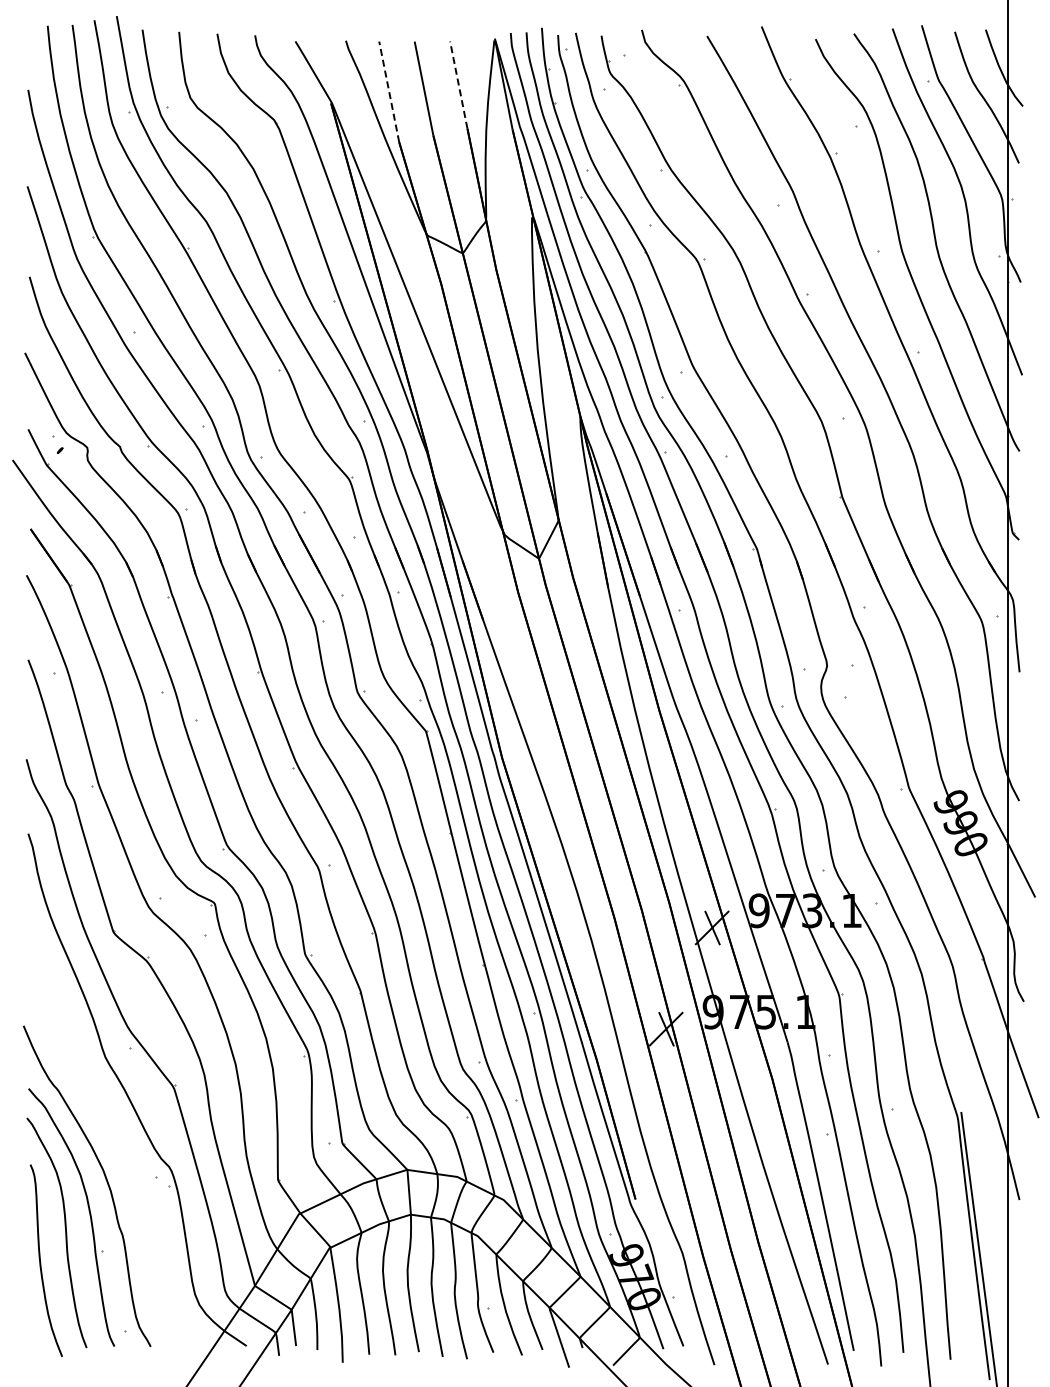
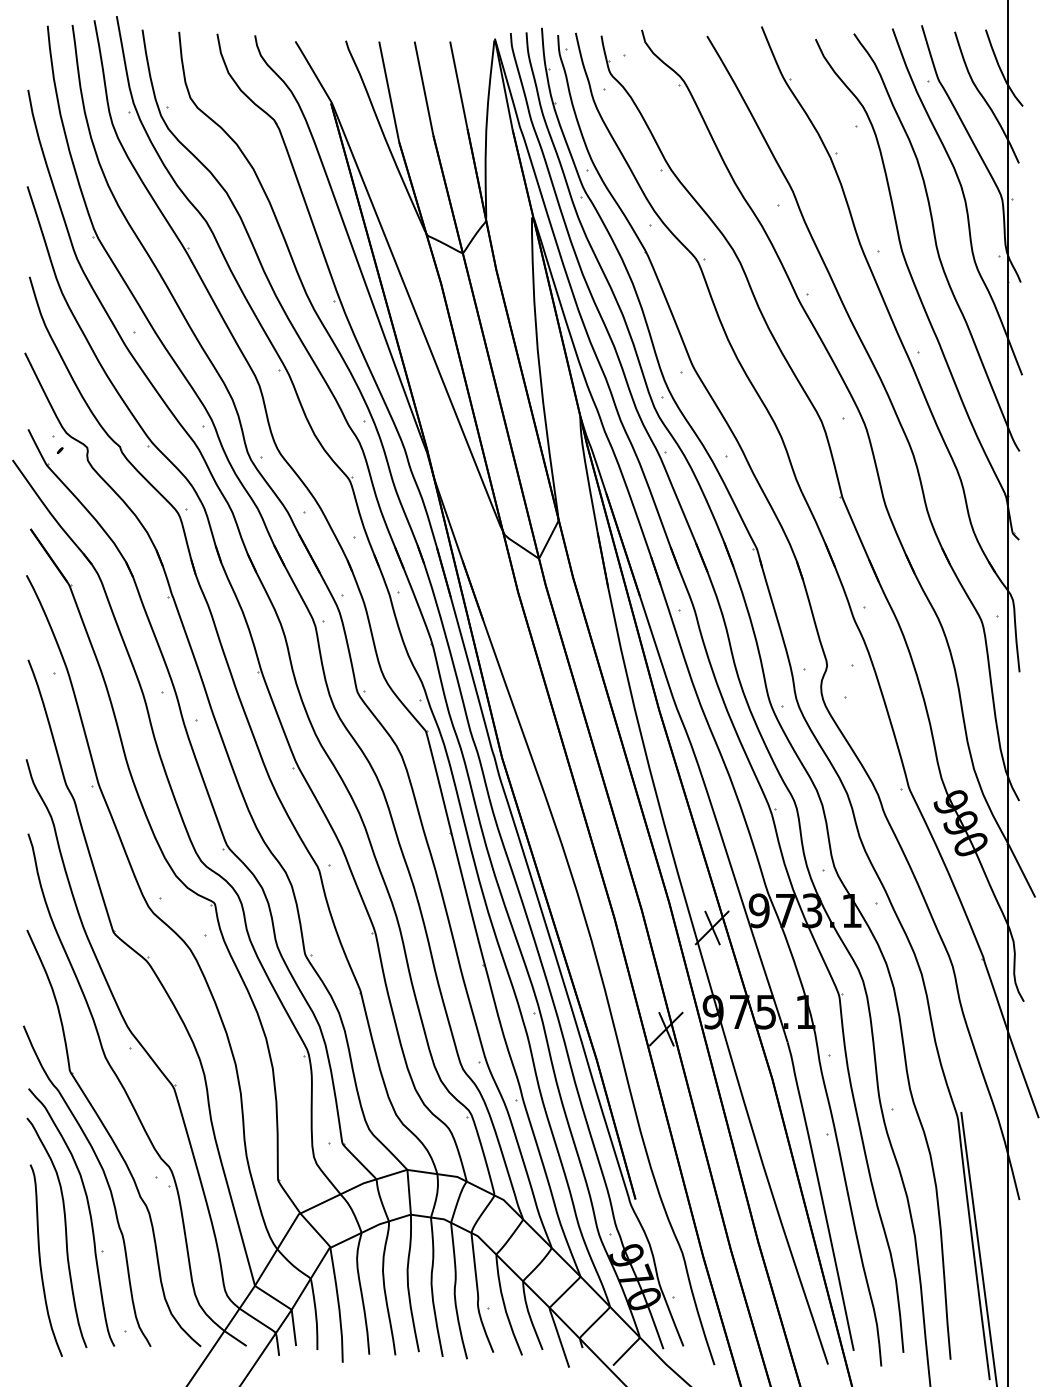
line: dashed -> solid (458, 84)
line: dashed -> solid (389, 91)
part: none -> present (113, 1138)
